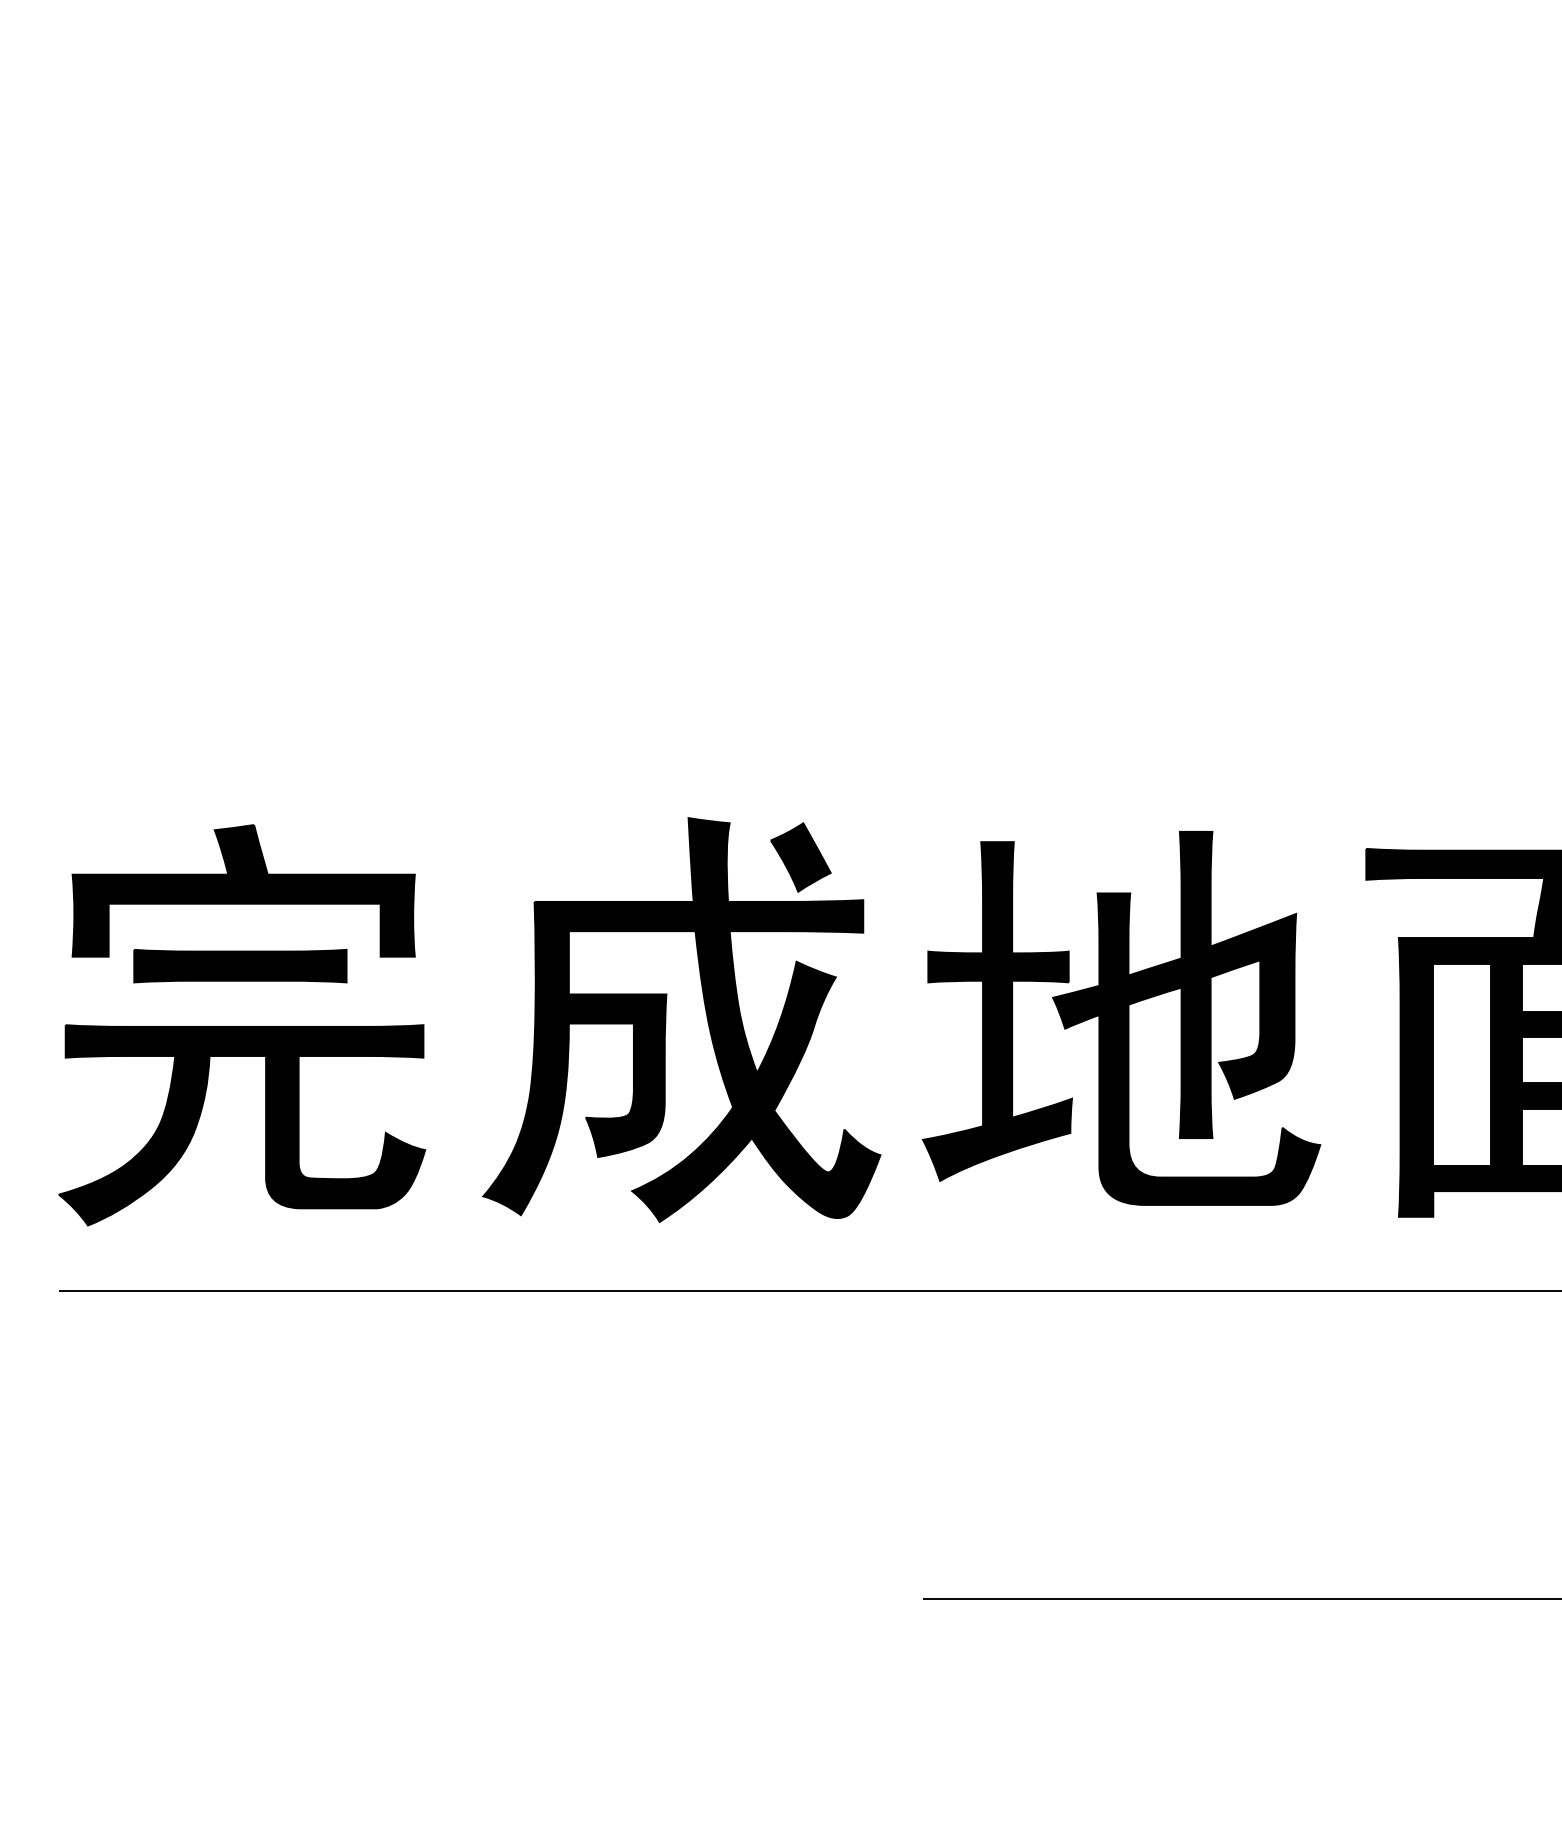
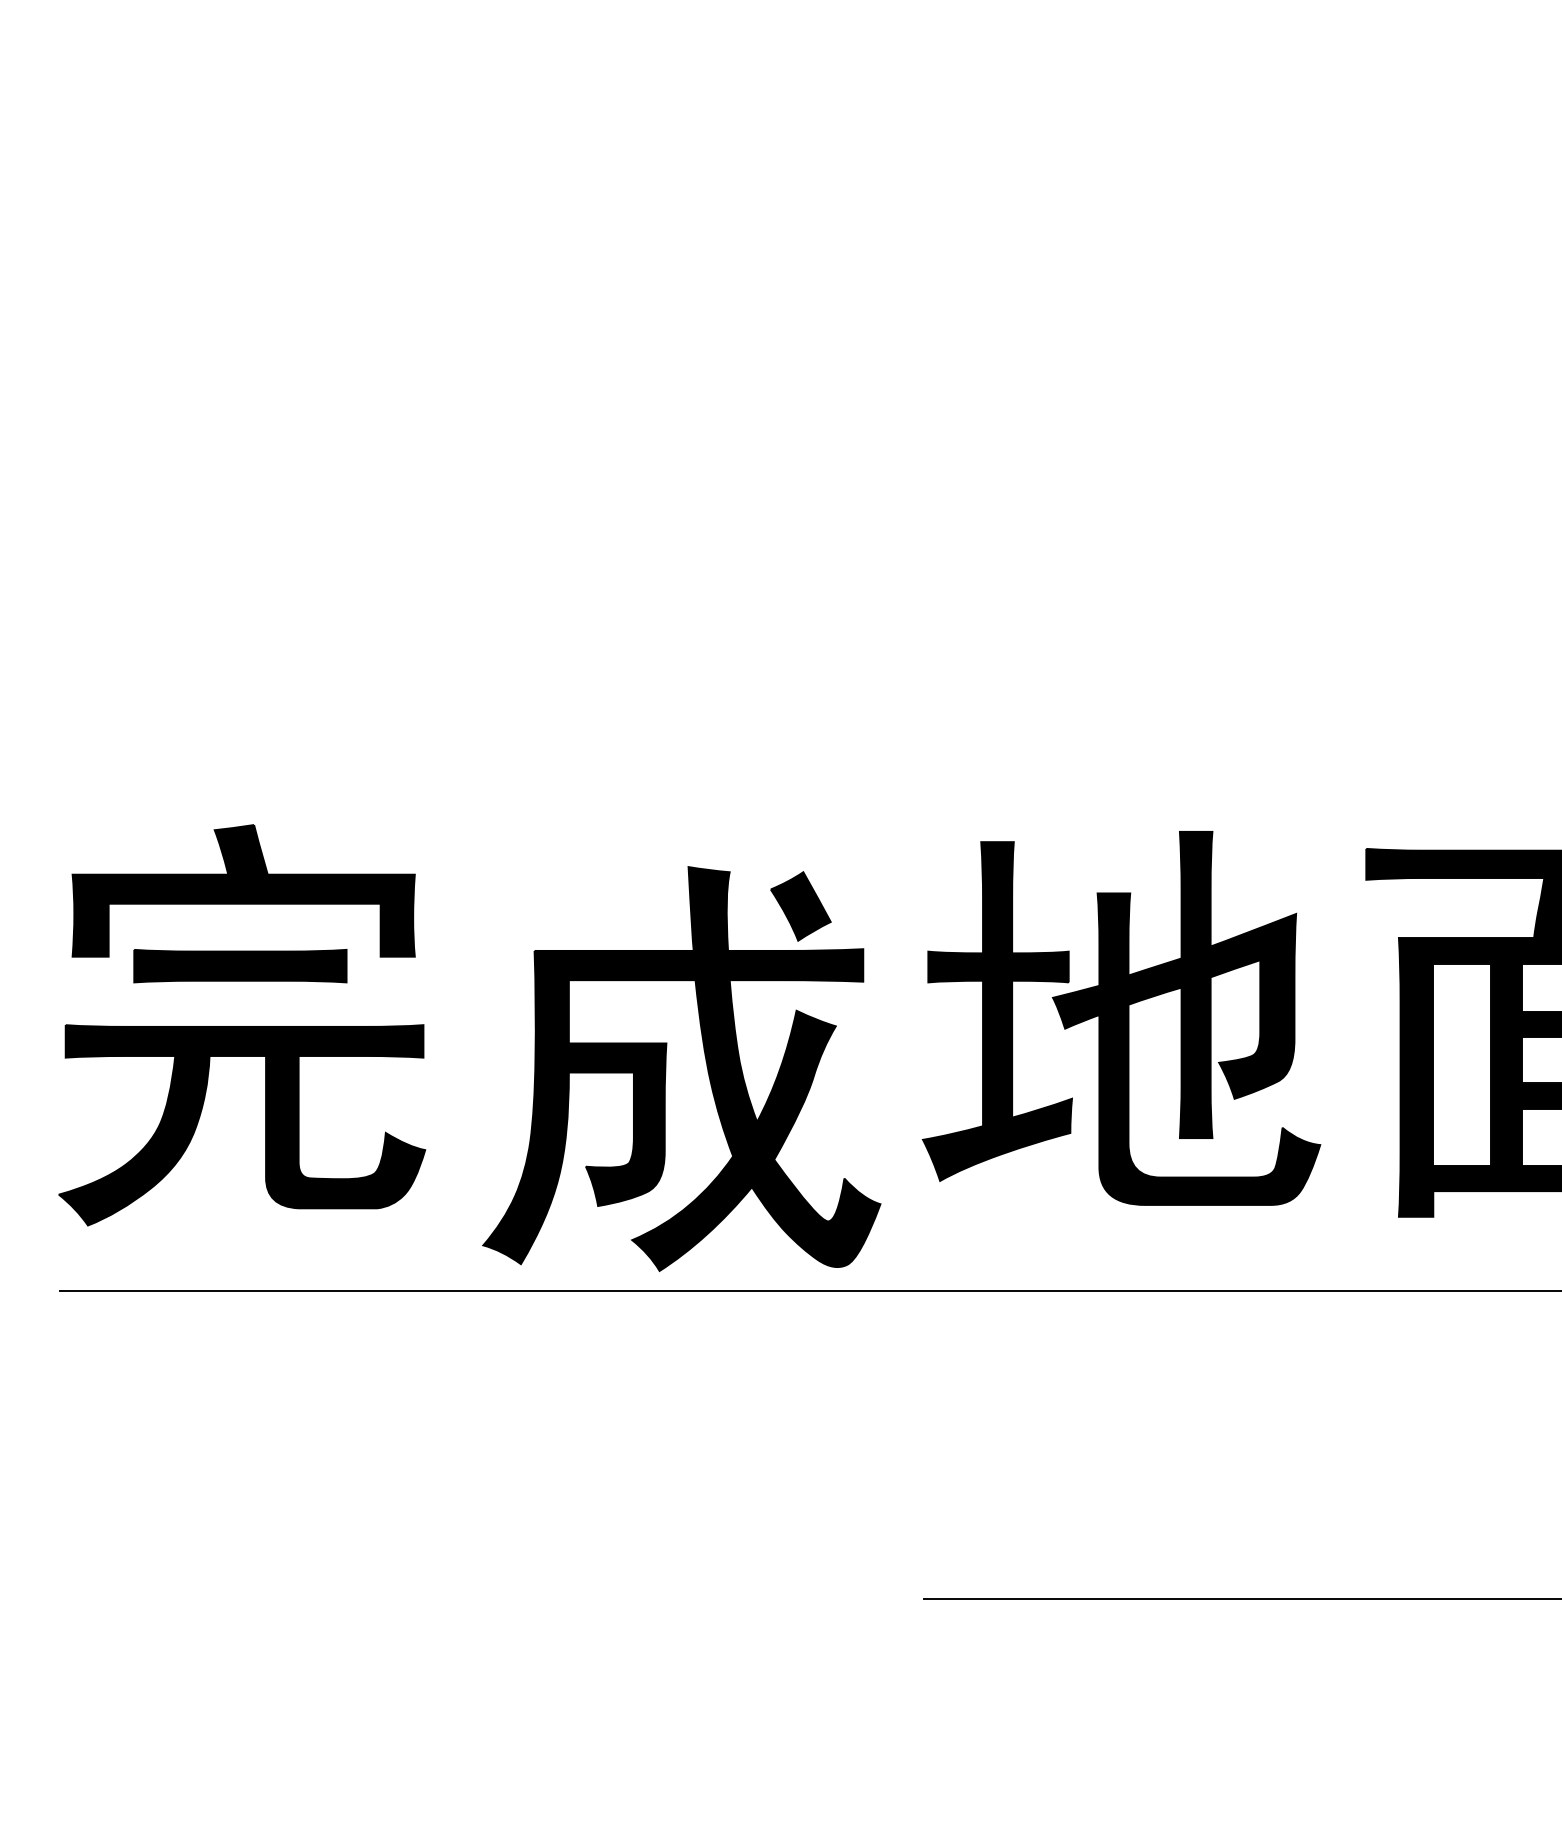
part position: (666, 1019) -> (666, 1068) (666, 1068)
